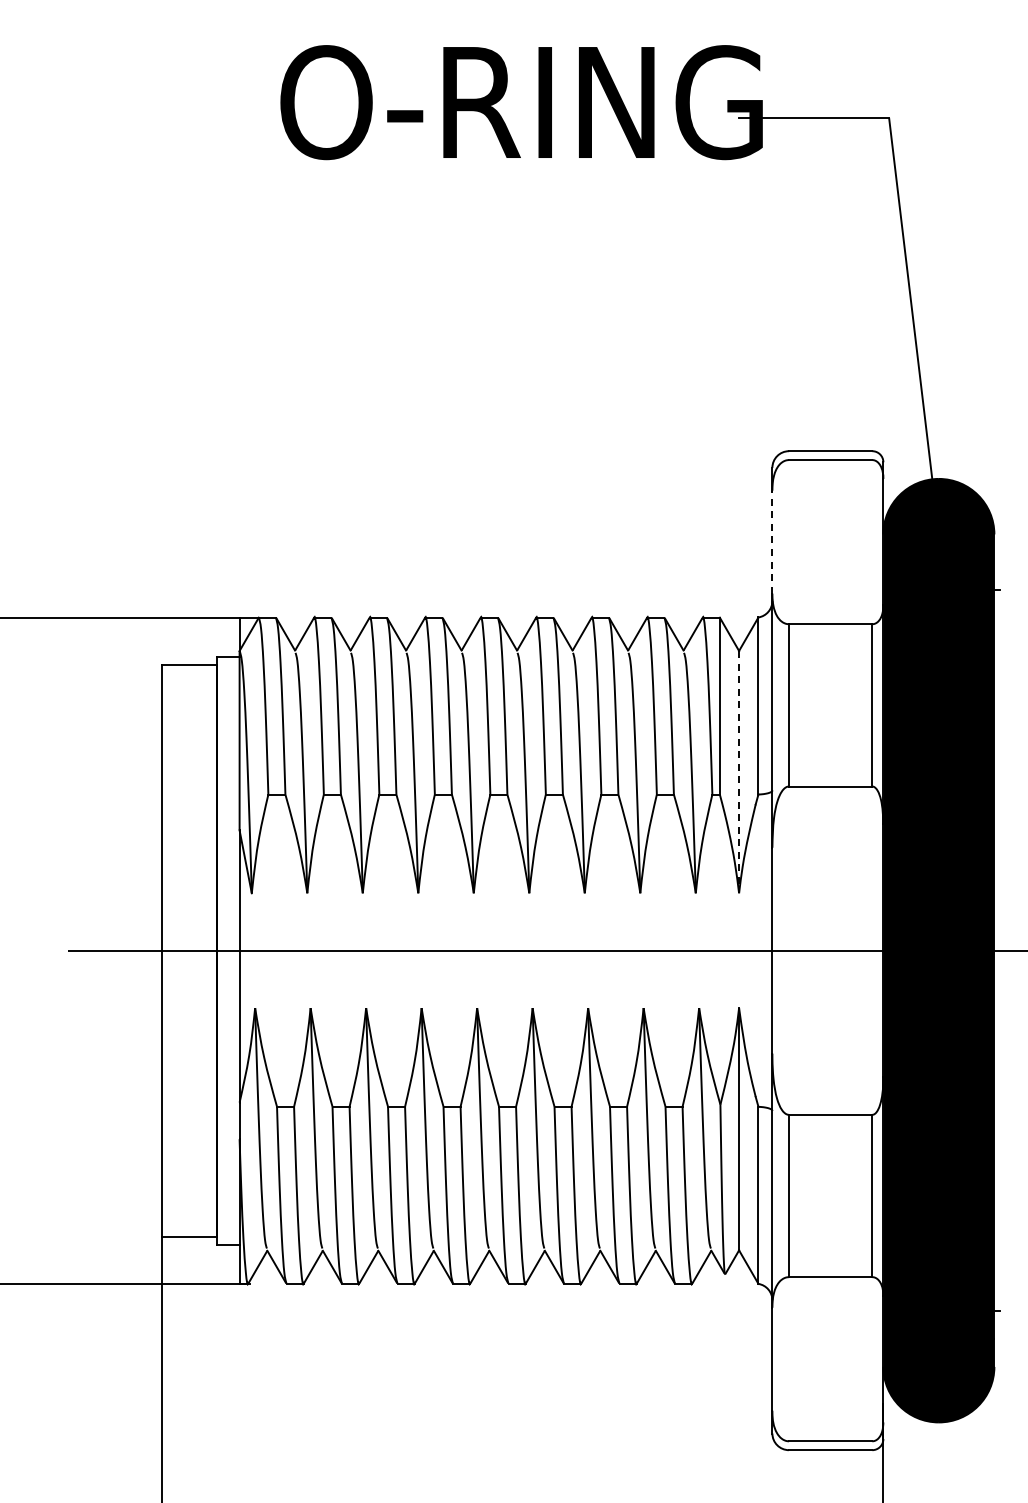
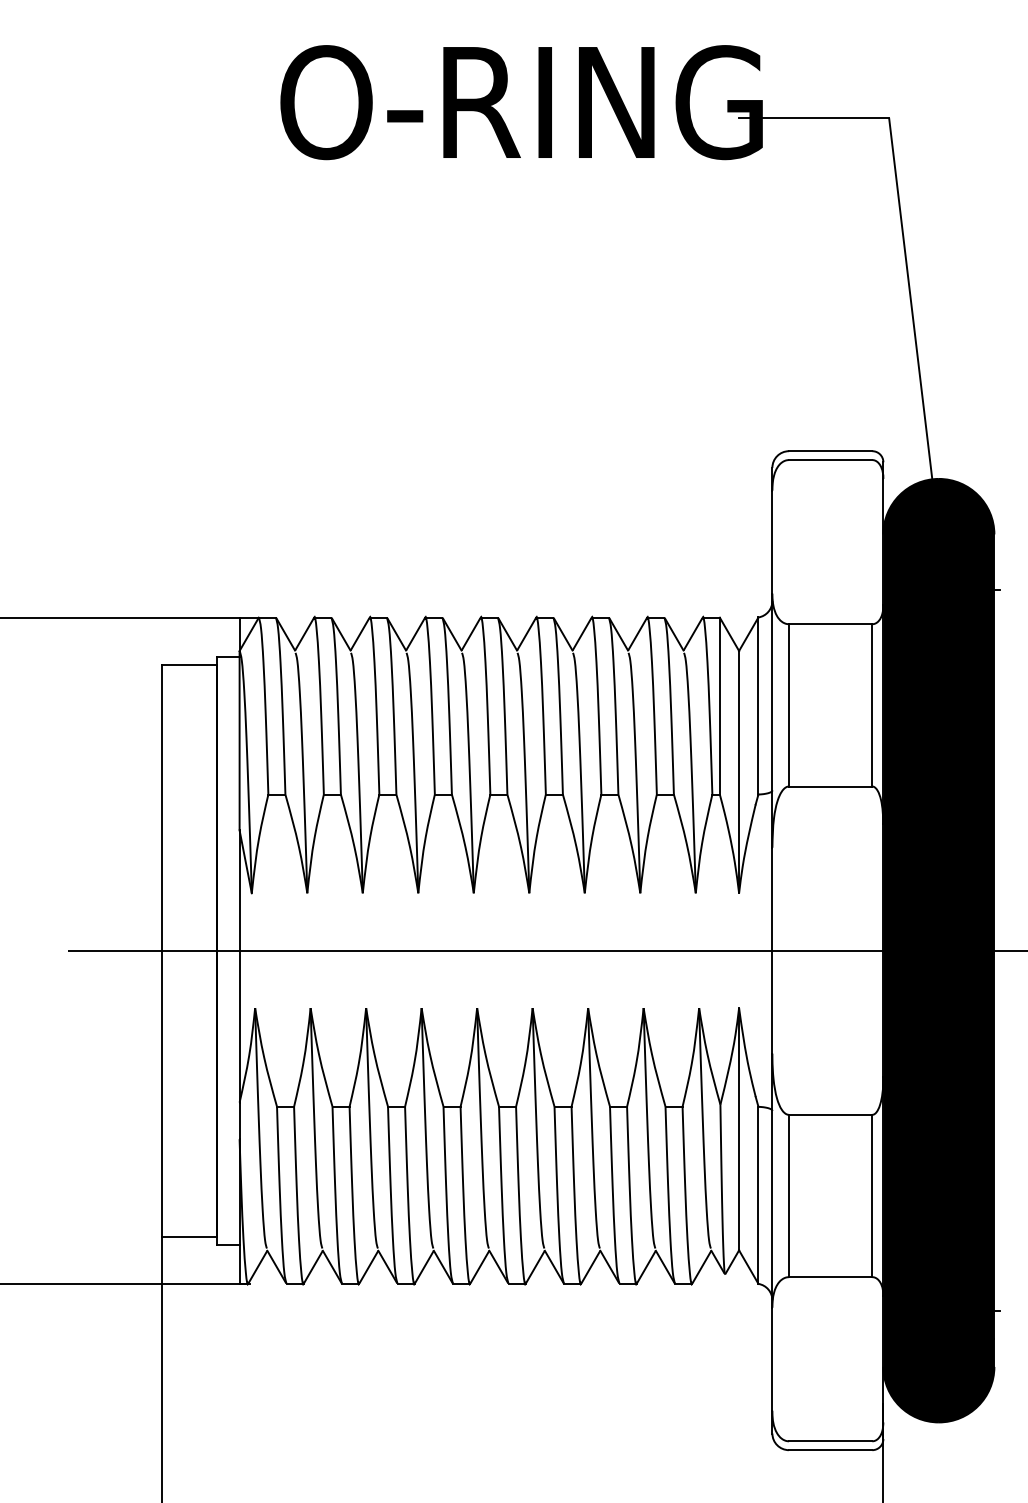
line: dashed -> solid (772, 541)
line: dashed -> solid (739, 772)
